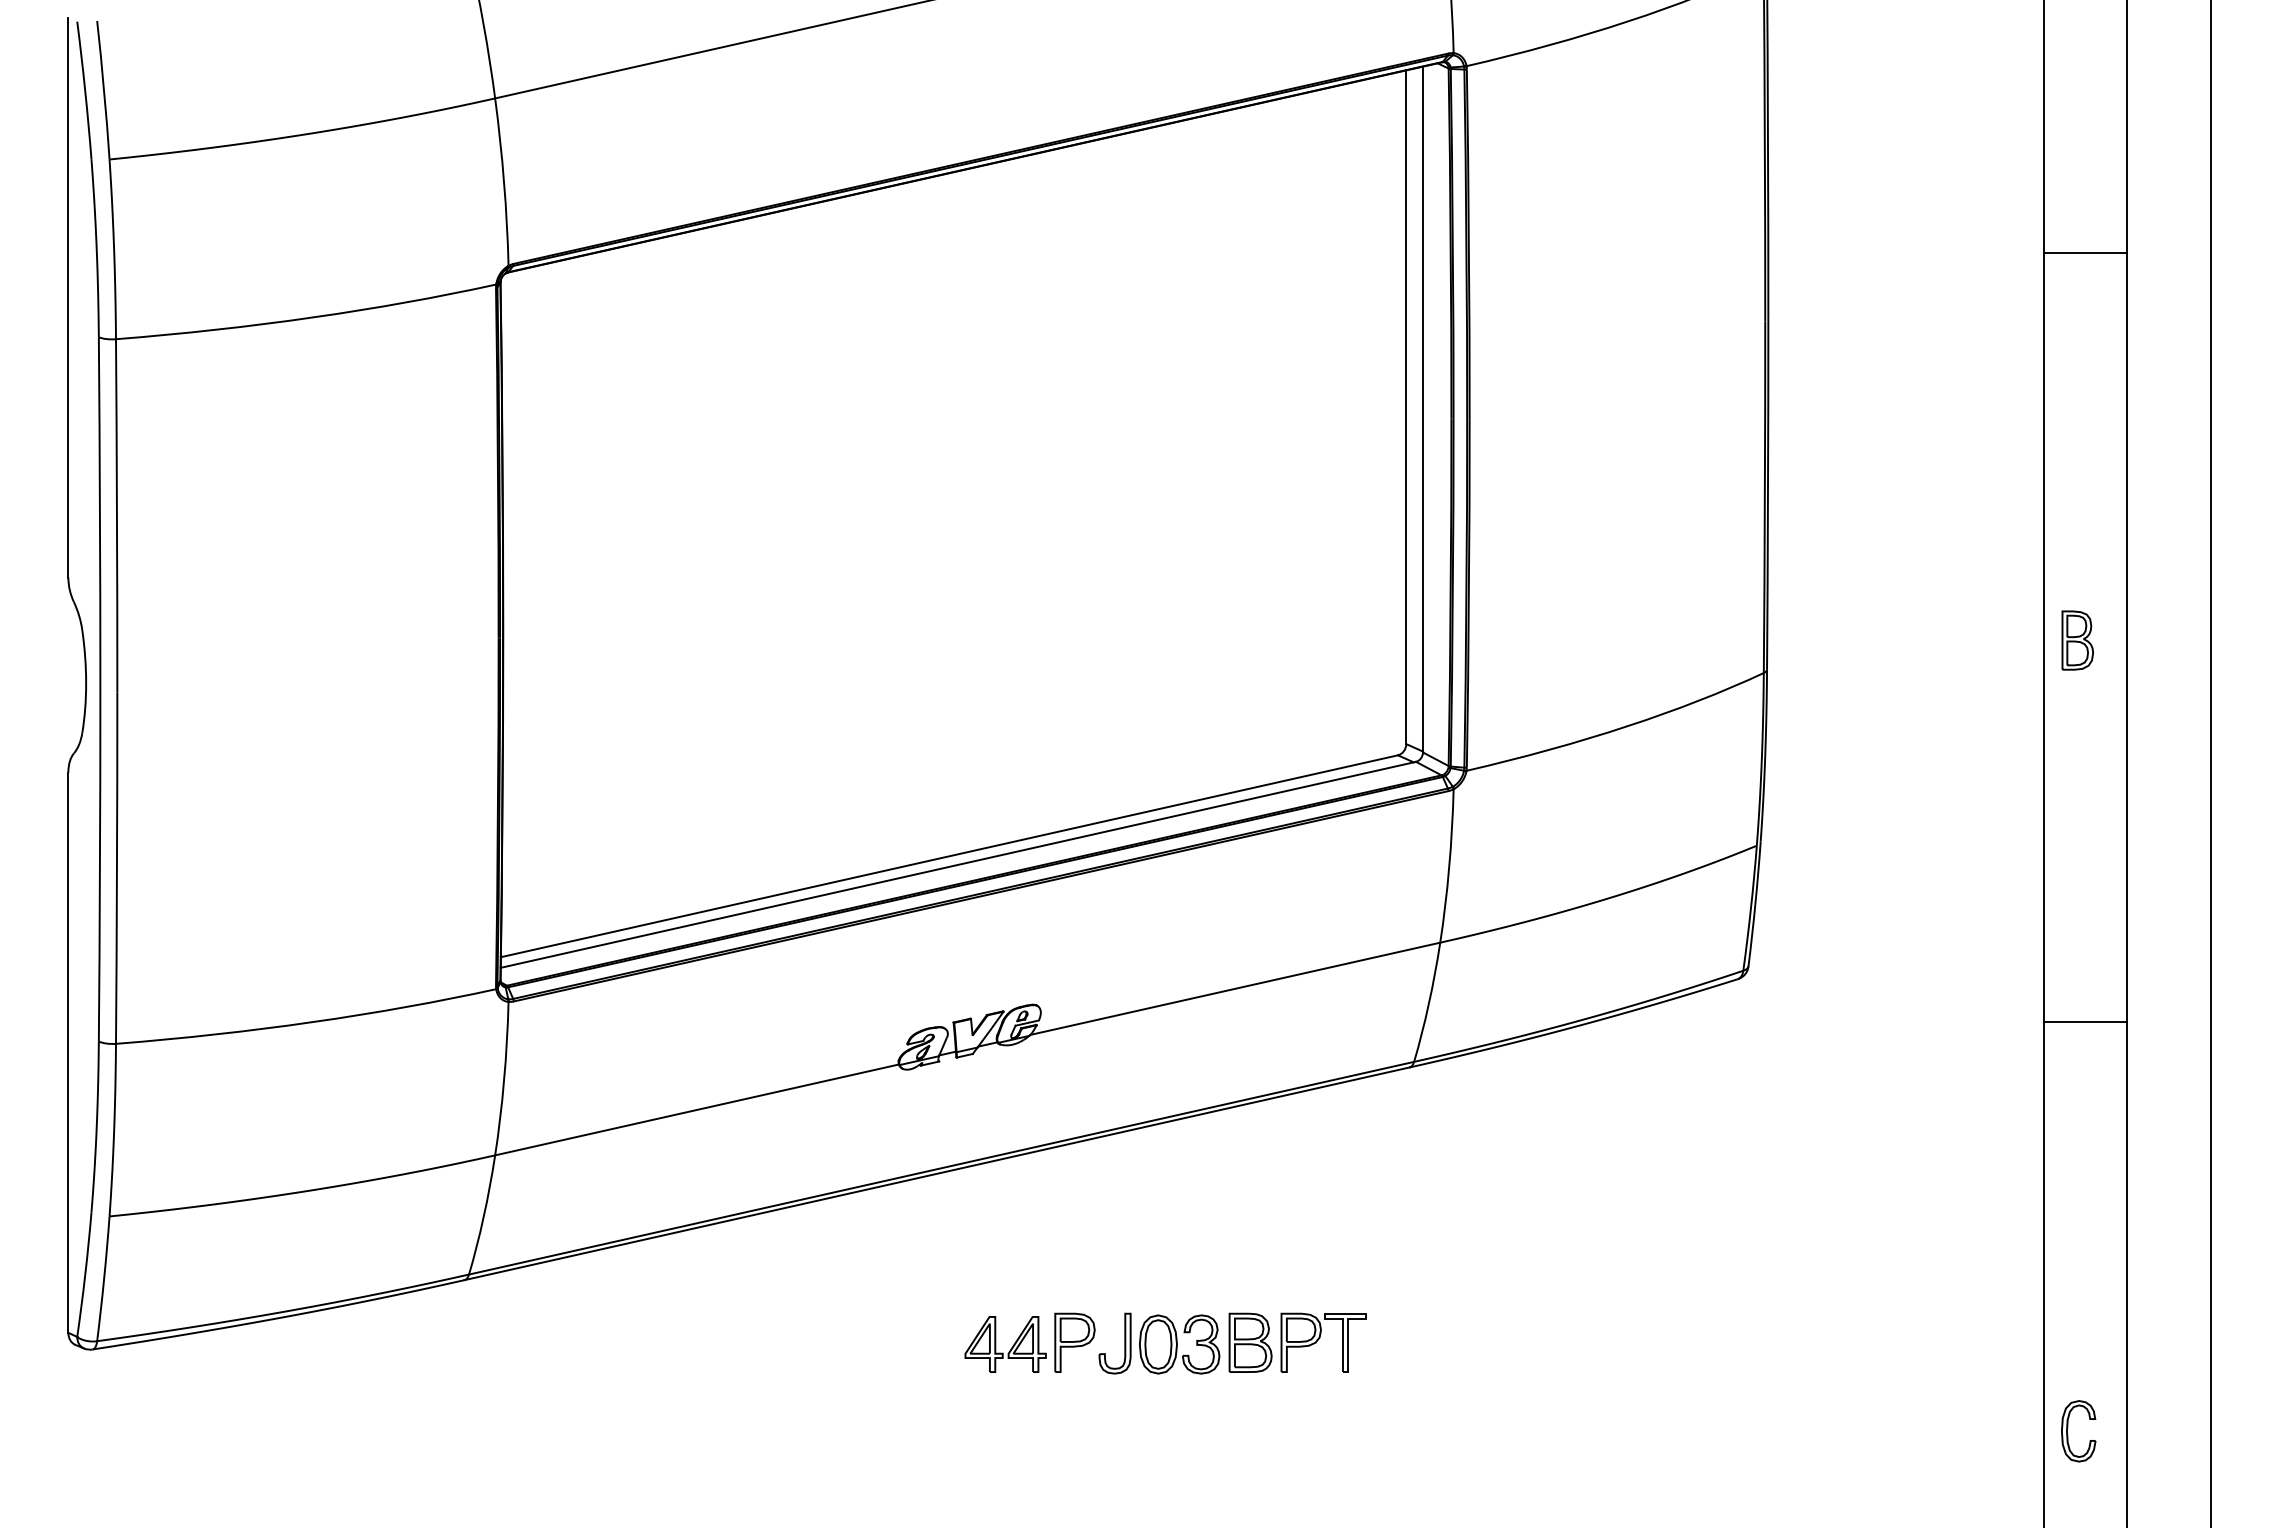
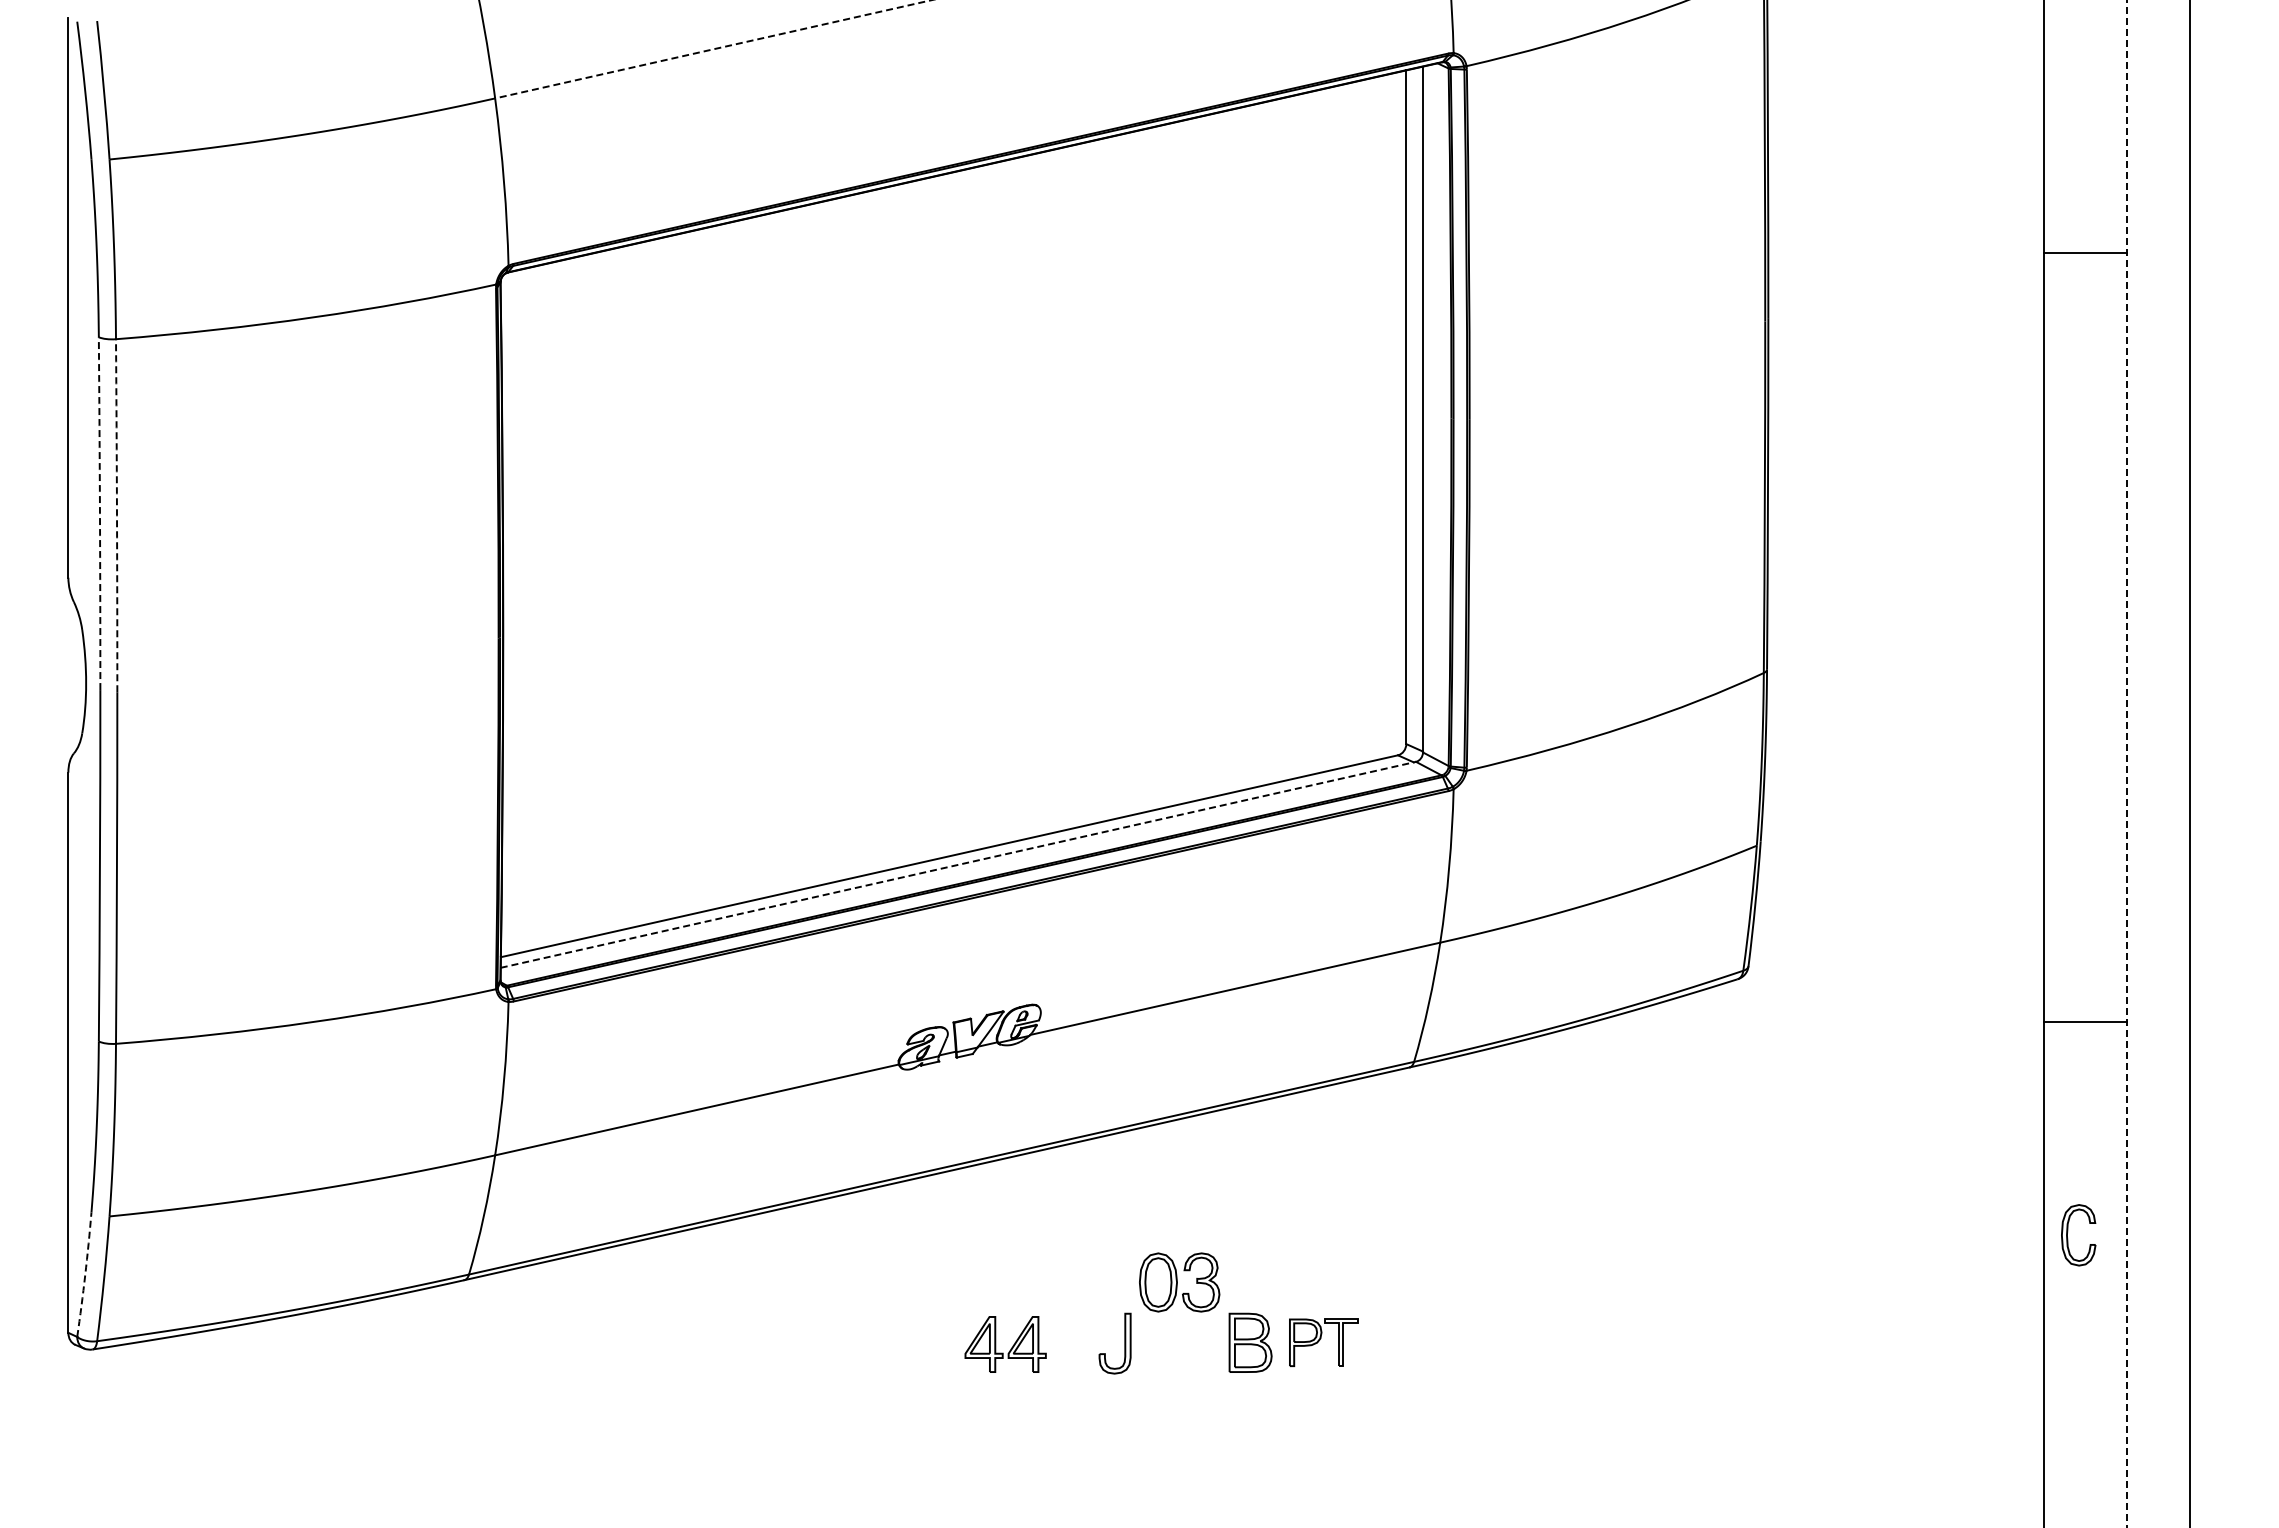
line: solid -> dashed (713, 49)
arc: solid -> dashed (99, 513)
arc: solid -> dashed (117, 515)
part: present -> none (2077, 640)
line: solid -> dashed (2127, 763)
line position: (2210, 763) -> (2189, 763) (2189, 763)
line: solid -> dashed (958, 864)
arc: solid -> dashed (85, 1274)
part: present -> none (1074, 1342)
part size: 87x61 px -> 70x49 px (1323, 1342)
part position: (1179, 1344) -> (1179, 1282) (1179, 1282)
part position: (2068, 1434) -> (2068, 1238) (2068, 1238)
